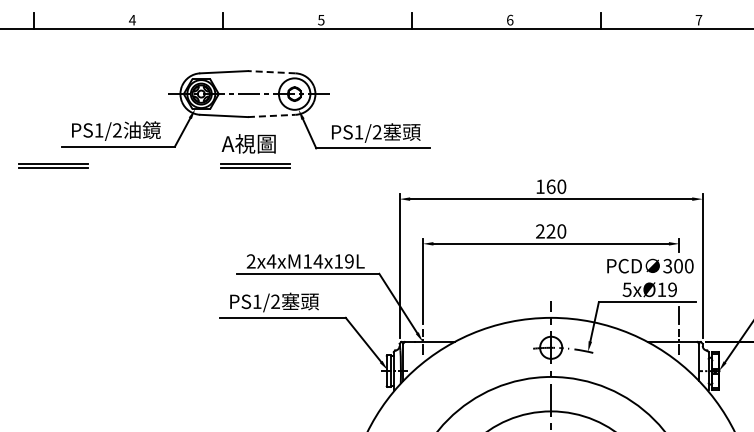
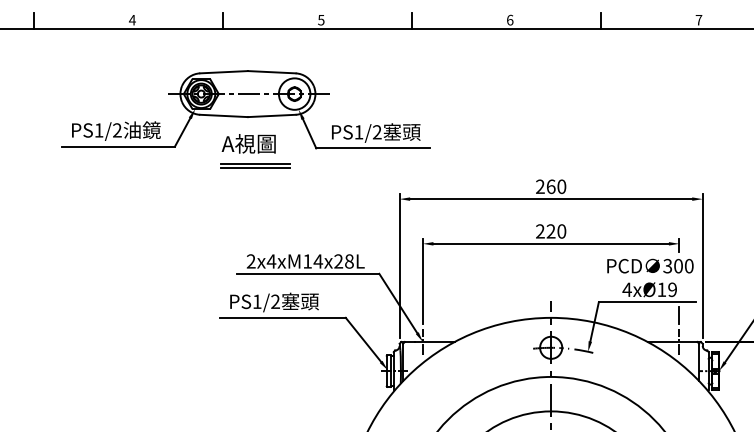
line: dashed -> solid (271, 72)
line: dashed -> solid (271, 115)
part: present -> none (53, 165)
text: 160 -> 260 (540, 186)
text: 2x4xM14x19L -> 2x4xM14x28L (343, 261)
text: 5xØ19 -> 4xØ19 (626, 289)
